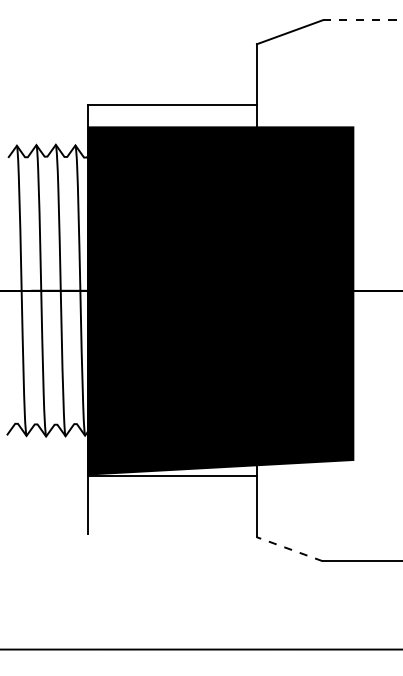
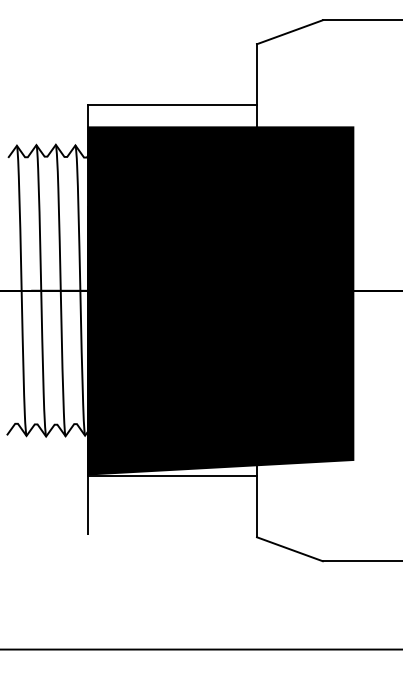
line: dashed -> solid (362, 20)
line: dashed -> solid (289, 549)
